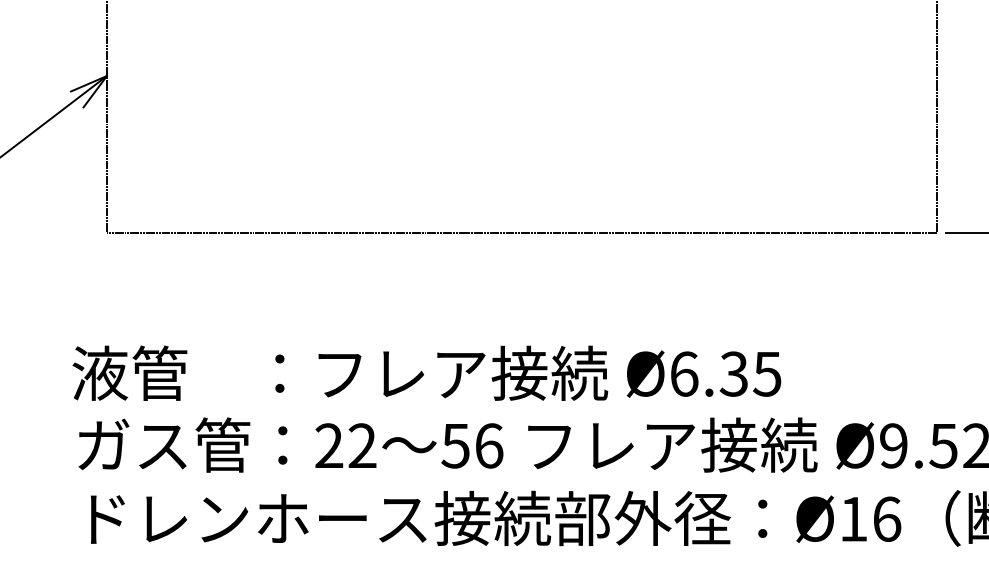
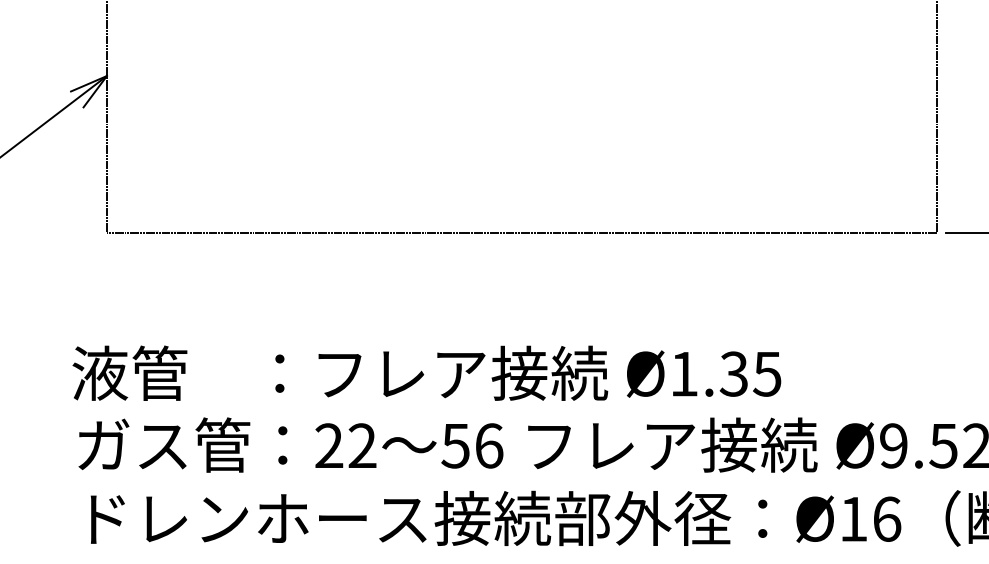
text: Ø6.35 -> Ø1.35 (684, 373)
